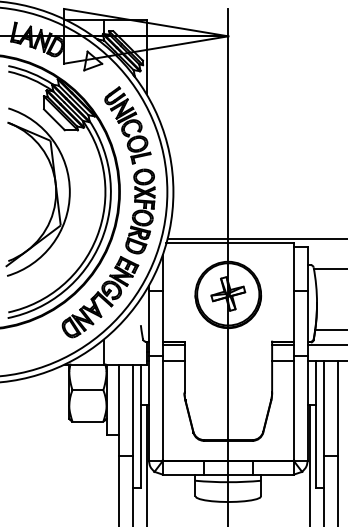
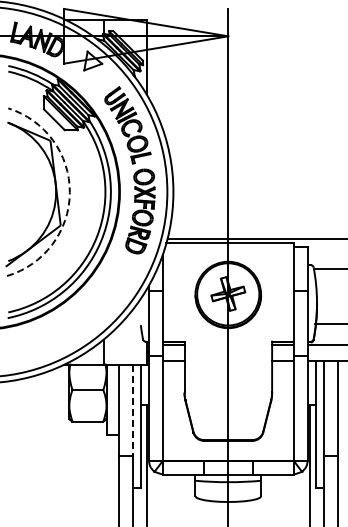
arc: solid -> dashed (69, 192)
part: present -> none (100, 297)
line position: (329, 330) -> (329, 324) (329, 324)
line: solid -> dashed (132, 410)
